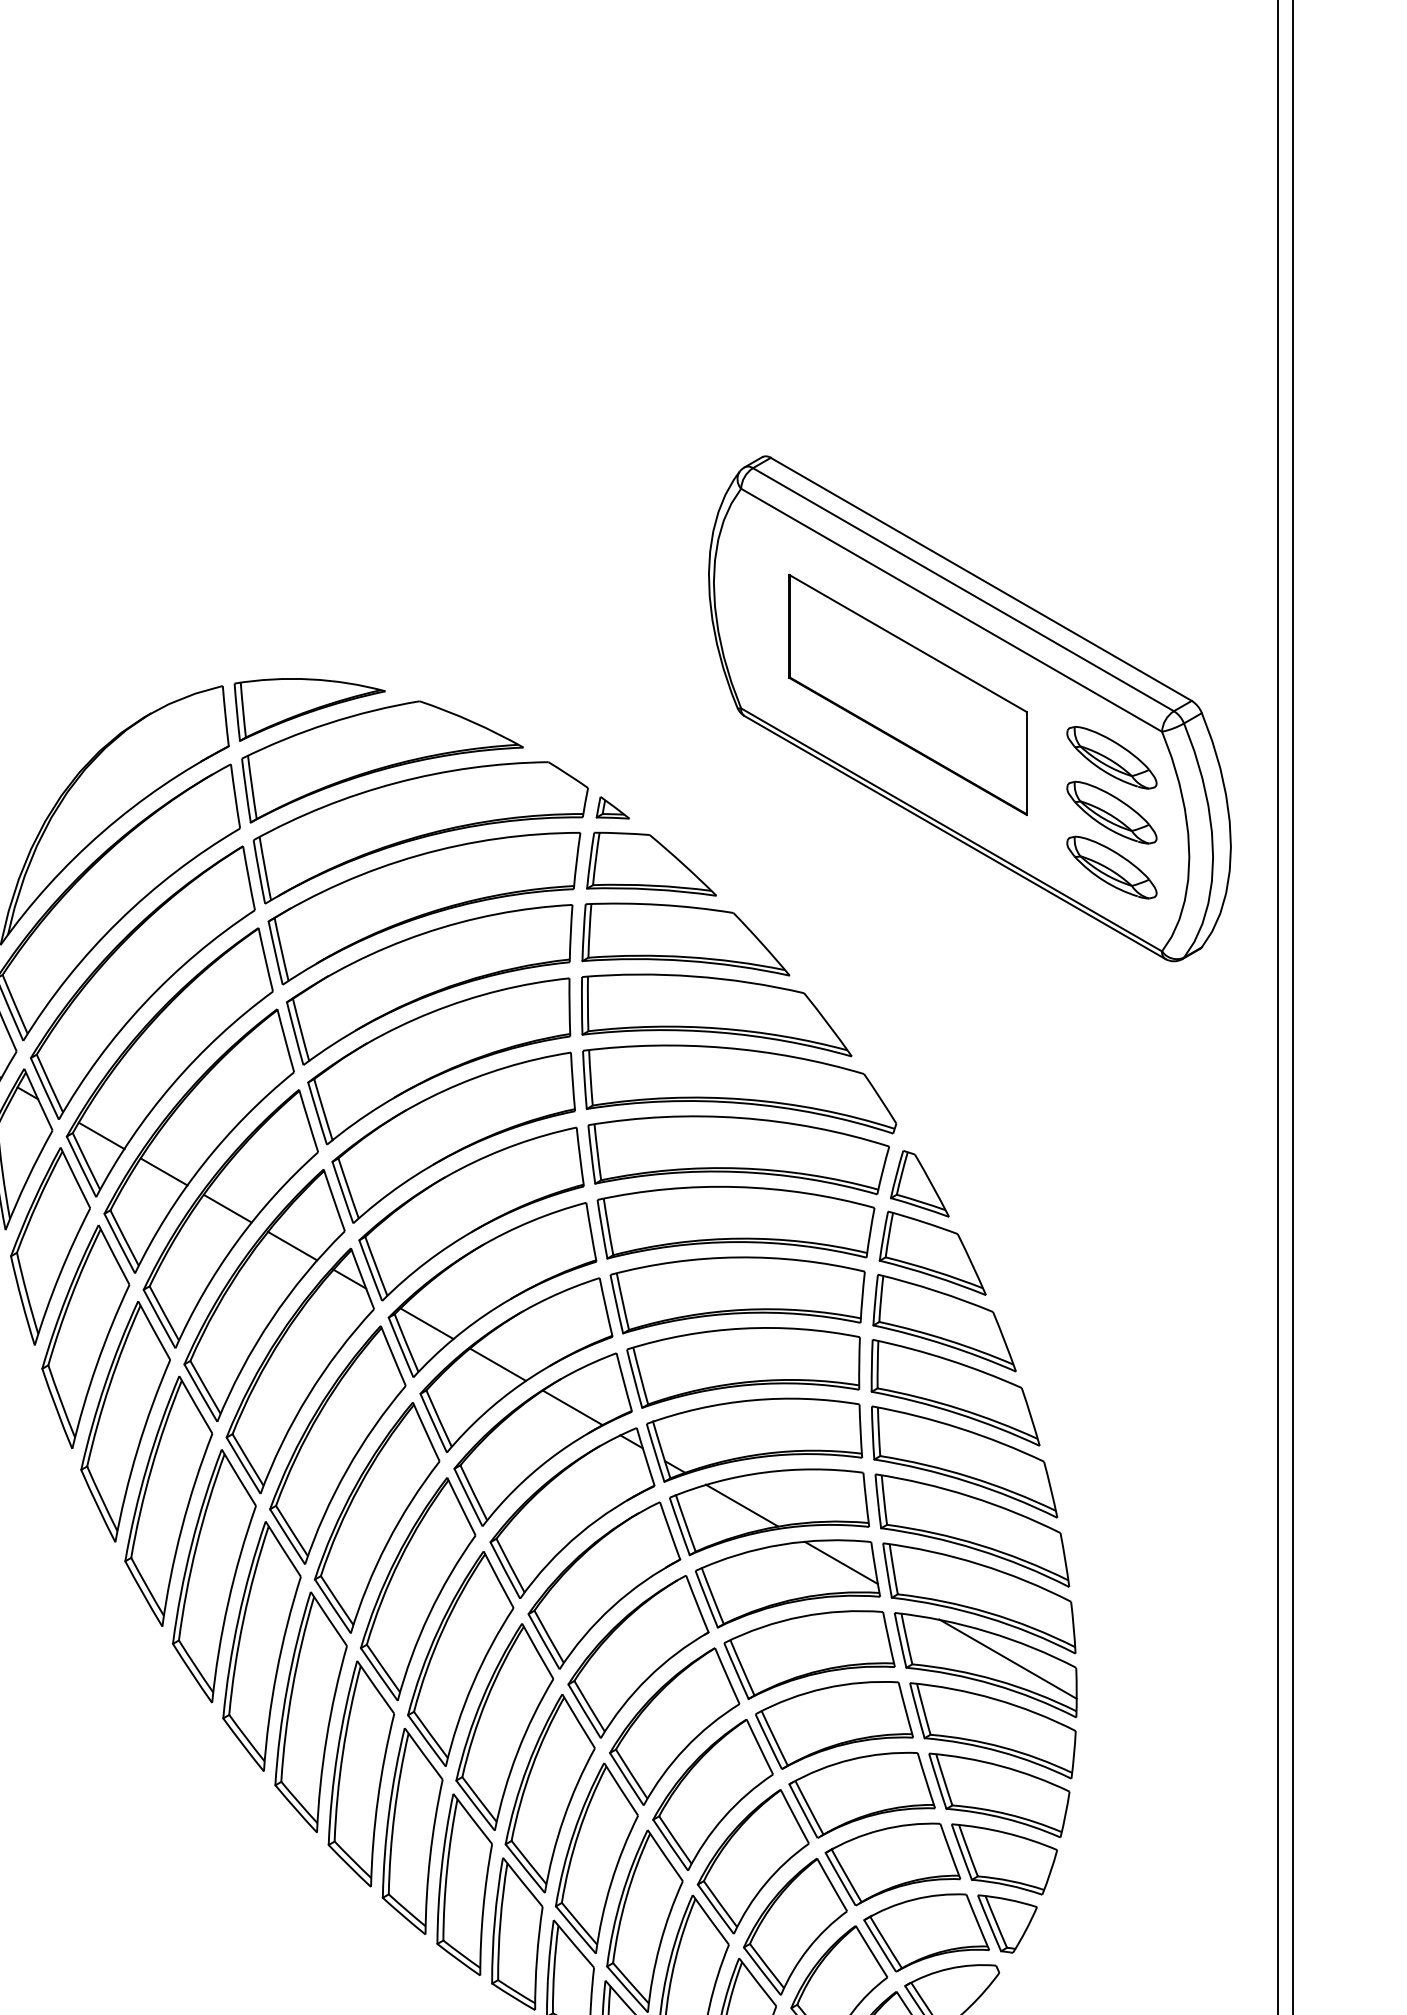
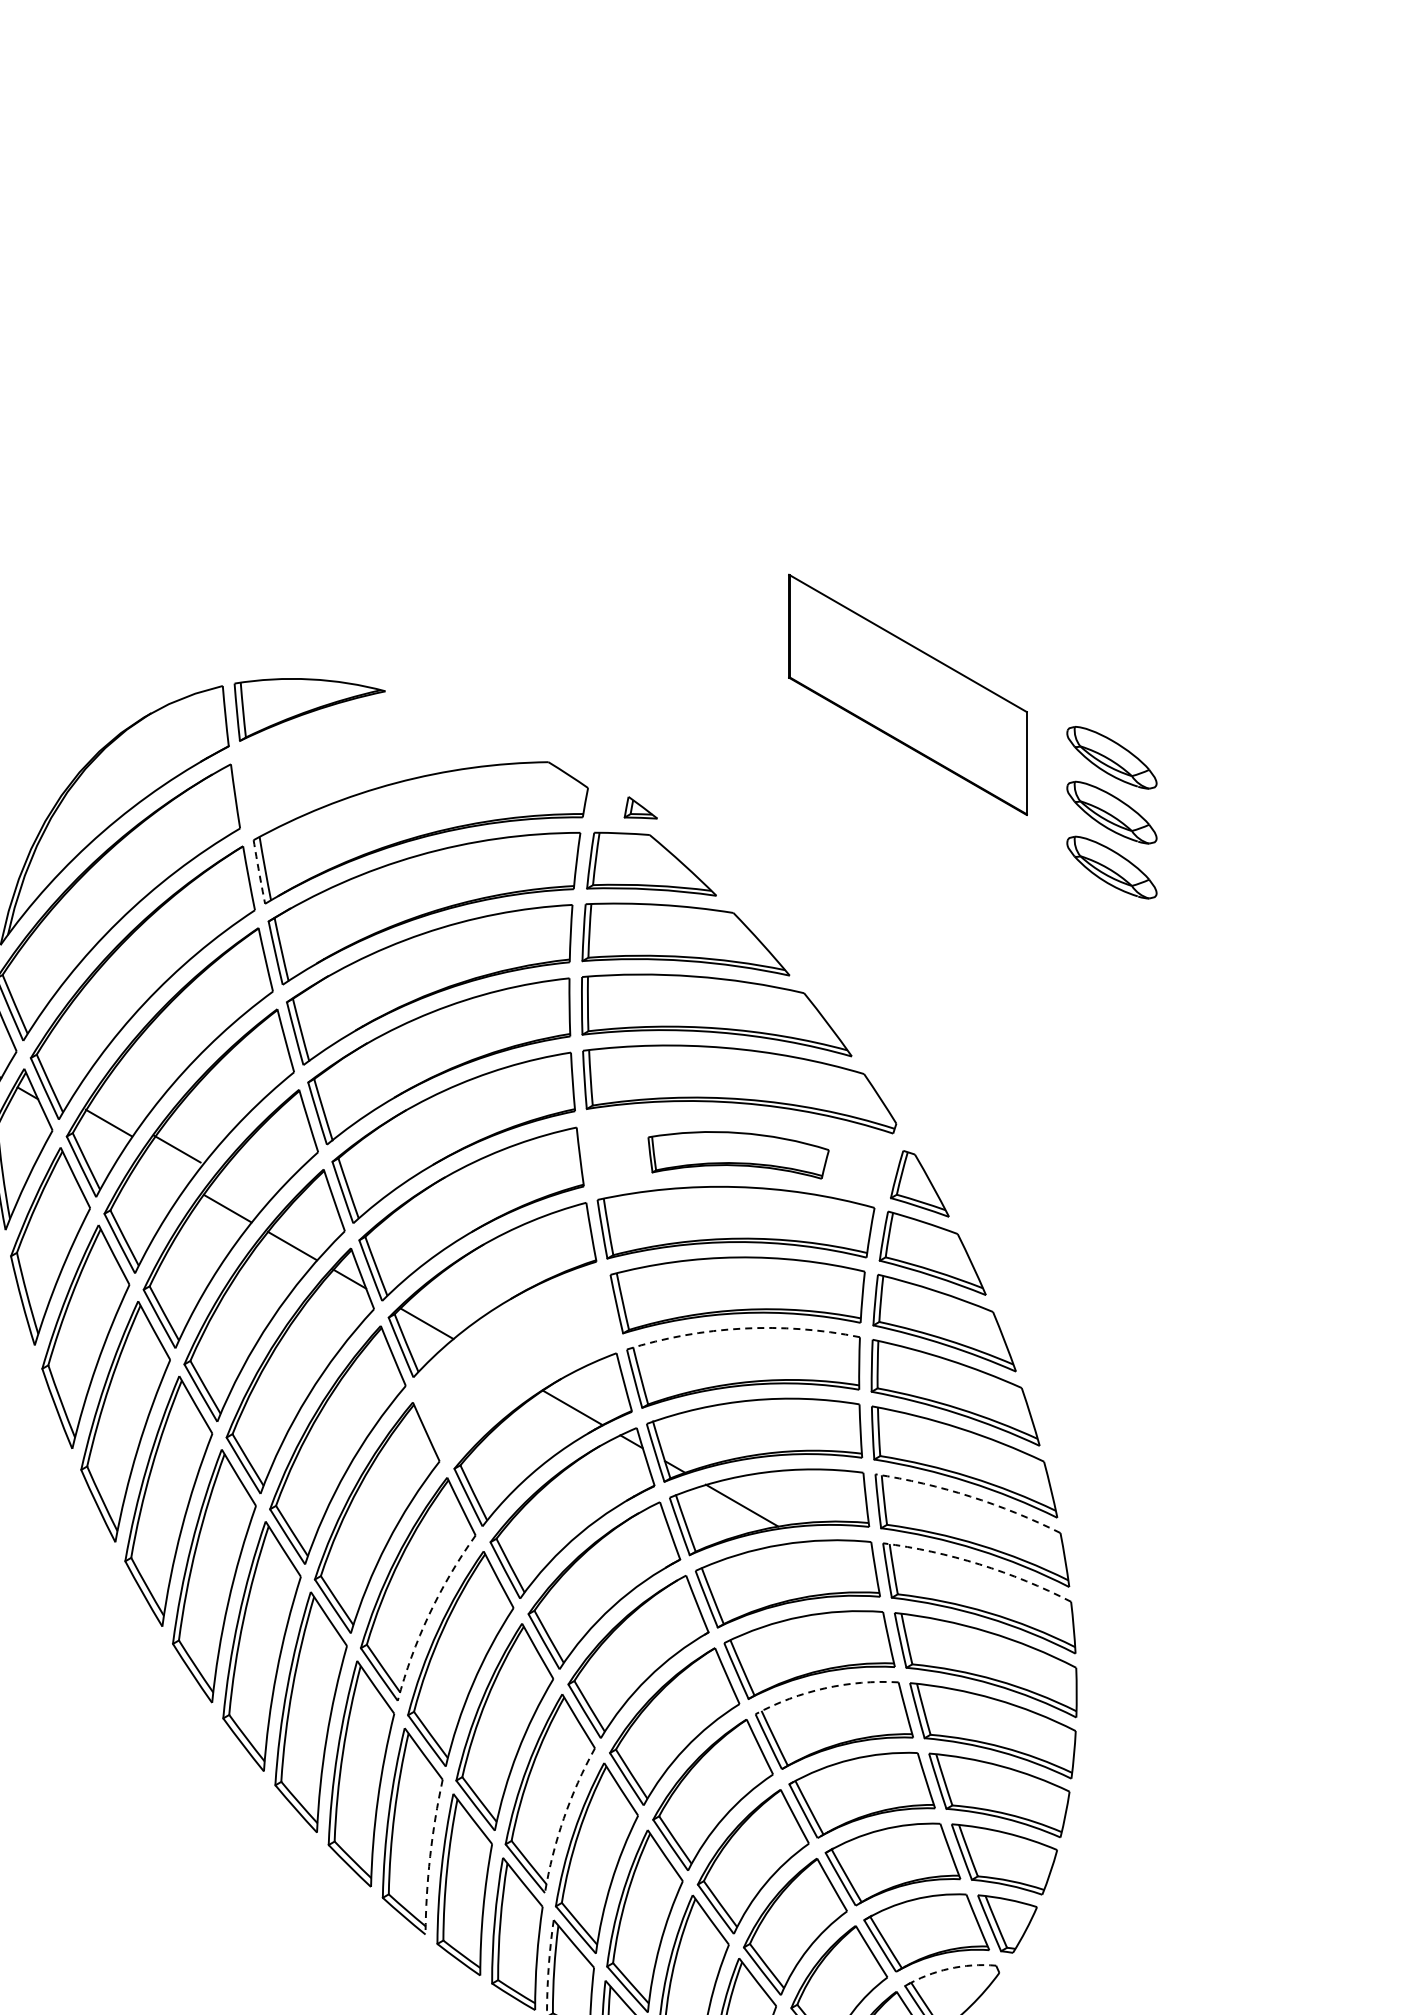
part: present -> none (969, 708)
part: present -> none (382, 761)
part position: (612, 807) -> (640, 807) (640, 807)
arc: solid -> dashed (259, 872)
line: present -> none (1278, 1006)
line: present -> none (1293, 1006)
line position: (101, 1135) -> (108, 1122) (108, 1122)
part size: 303x81 px -> 183x49 px (738, 1155)
line position: (163, 1171) -> (176, 1148) (176, 1148)
arc: solid -> dashed (742, 1328)
part: present -> none (516, 1364)
arc: solid -> dashed (970, 1496)
line: present -> none (840, 1562)
arc: solid -> dashed (979, 1564)
arc: solid -> dashed (429, 1614)
line: present -> none (1007, 1658)
arc: solid -> dashed (824, 1688)
arc: solid -> dashed (563, 1818)
arc: solid -> dashed (430, 1856)
arc: solid -> dashed (548, 1968)
arc: solid -> dashed (949, 1968)
